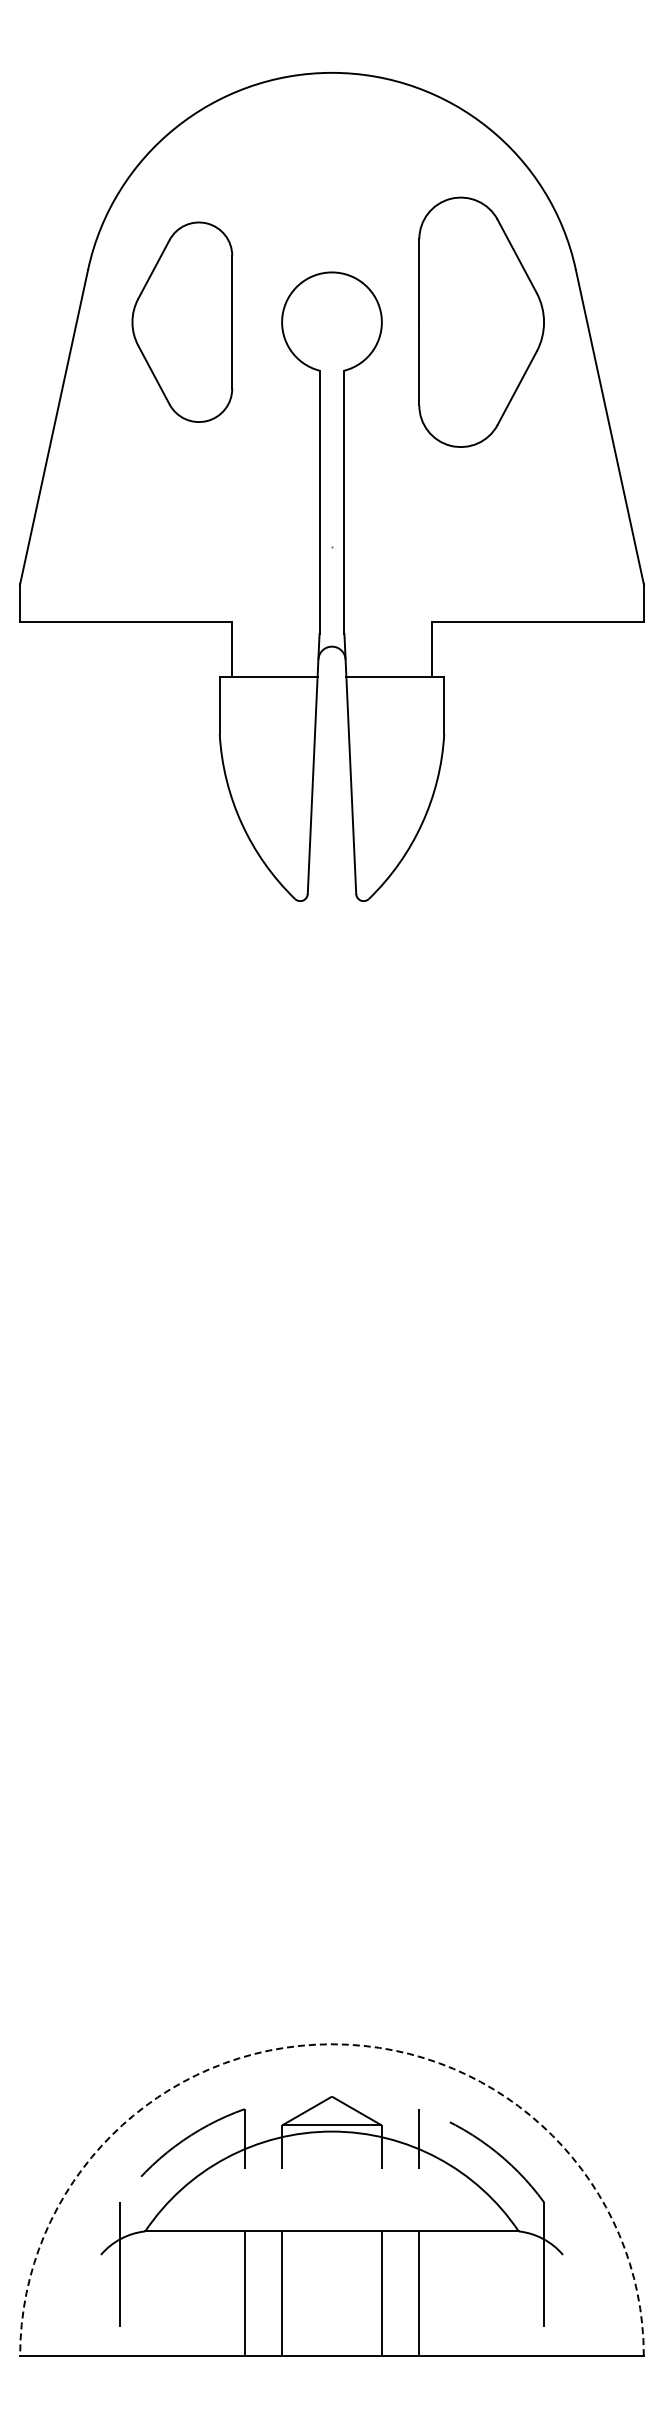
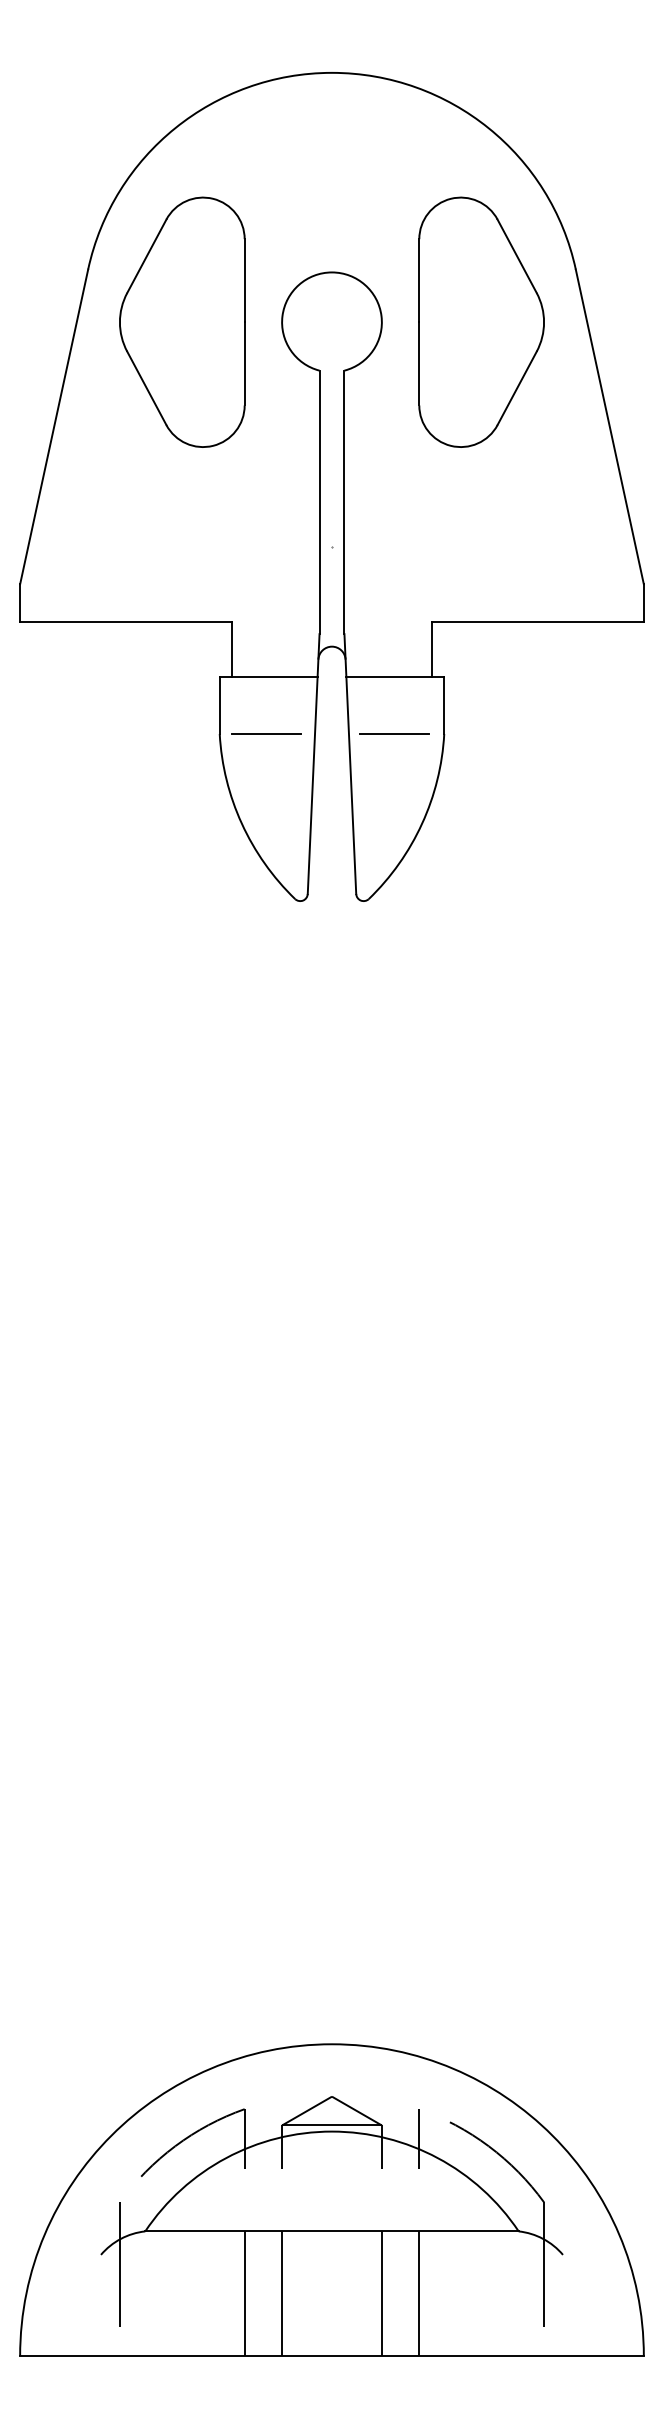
part size: 103x202 px -> 127x252 px (182, 321)
line: none -> present (266, 733)
line: none -> present (394, 733)
arc: dashed -> solid (332, 2044)
